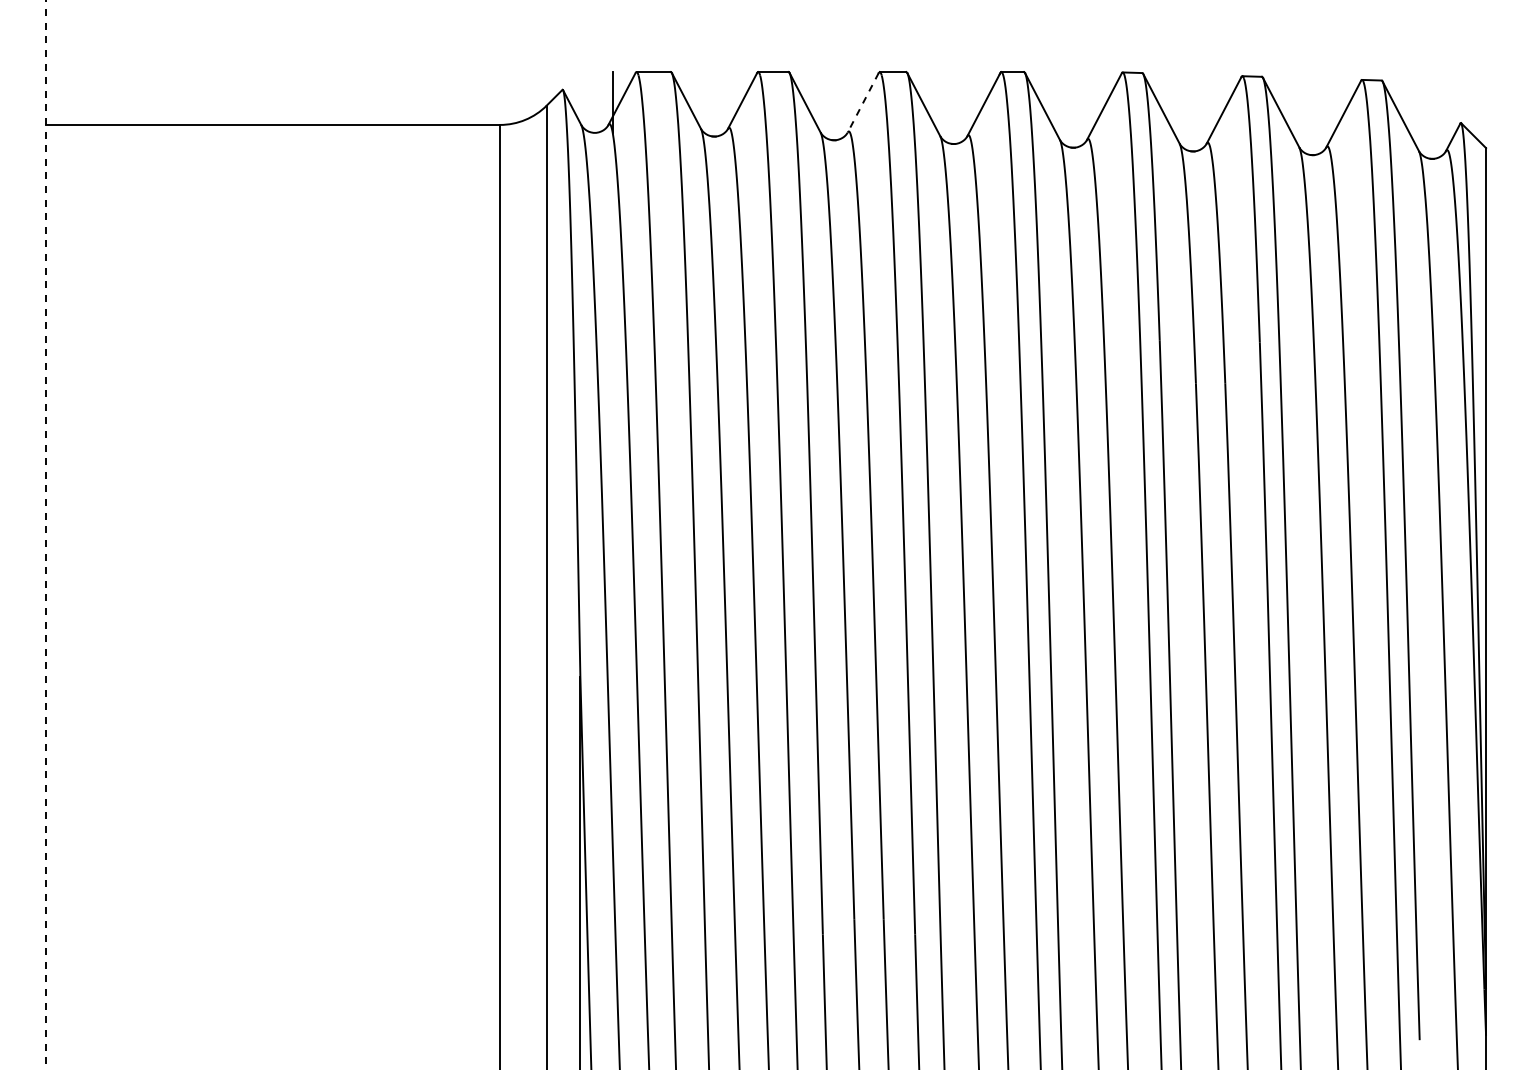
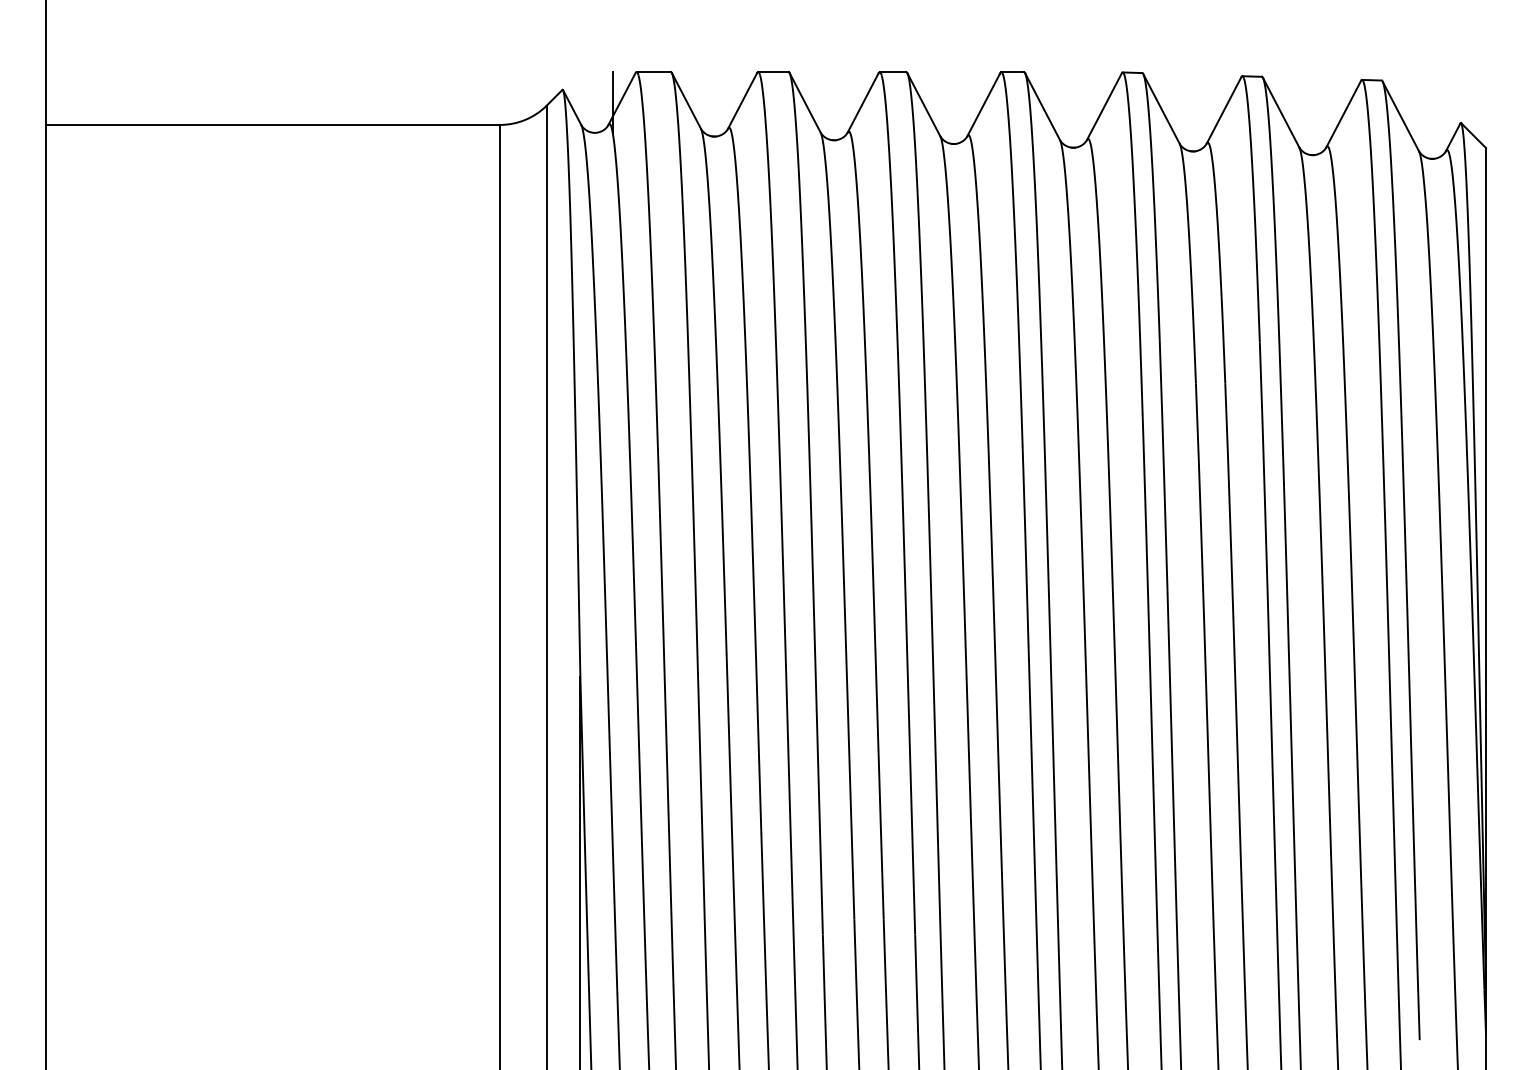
line: dashed -> solid (863, 102)
line: dashed -> solid (45, 535)
